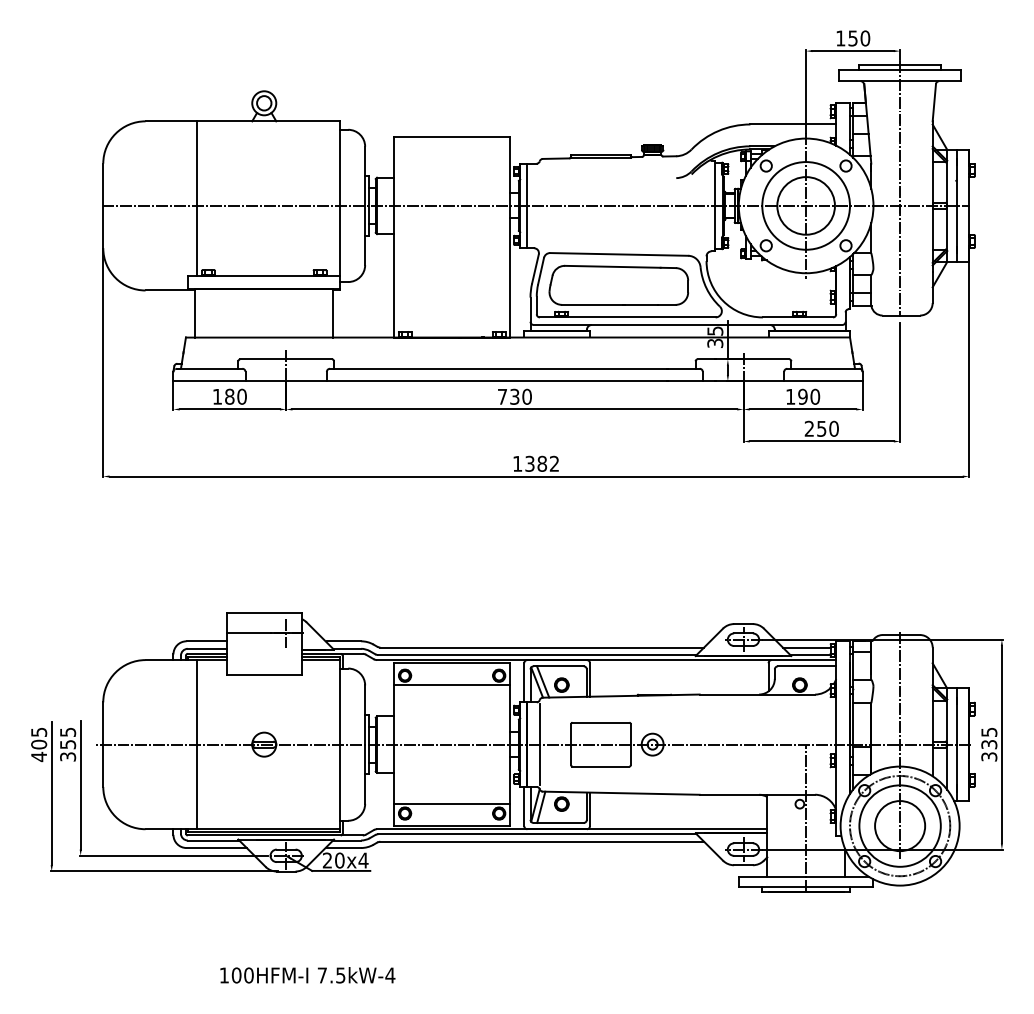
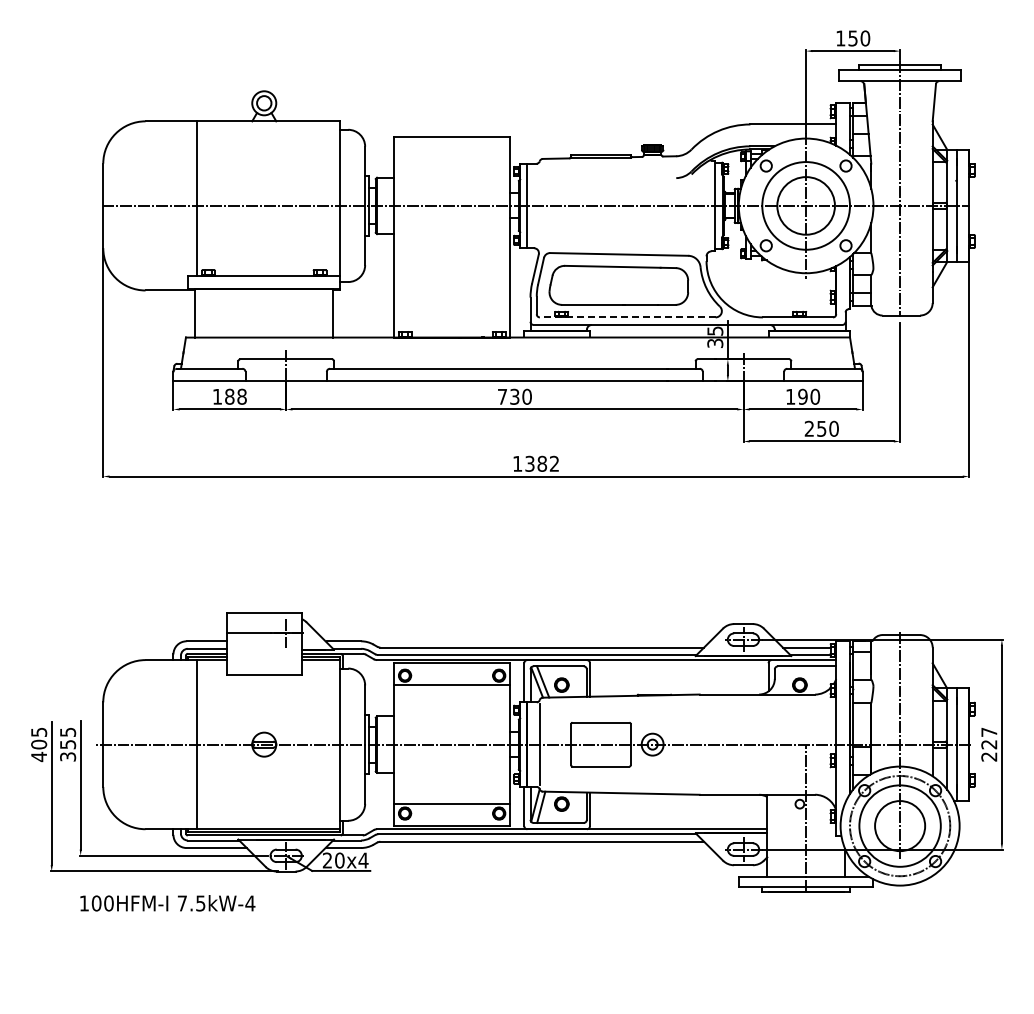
line: solid -> dashed (627, 317)
text: 180 -> 188 (241, 396)
text: 335 -> 227 (989, 744)
text position: (307, 975) -> (167, 903) (167, 903)
